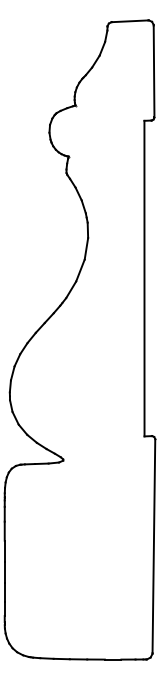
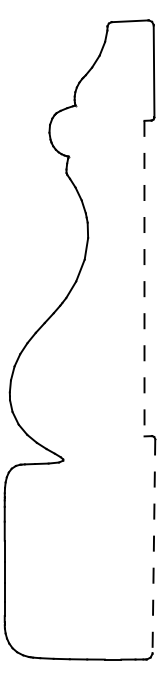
line: solid -> dashed (144, 278)
line: solid -> dashed (153, 546)
